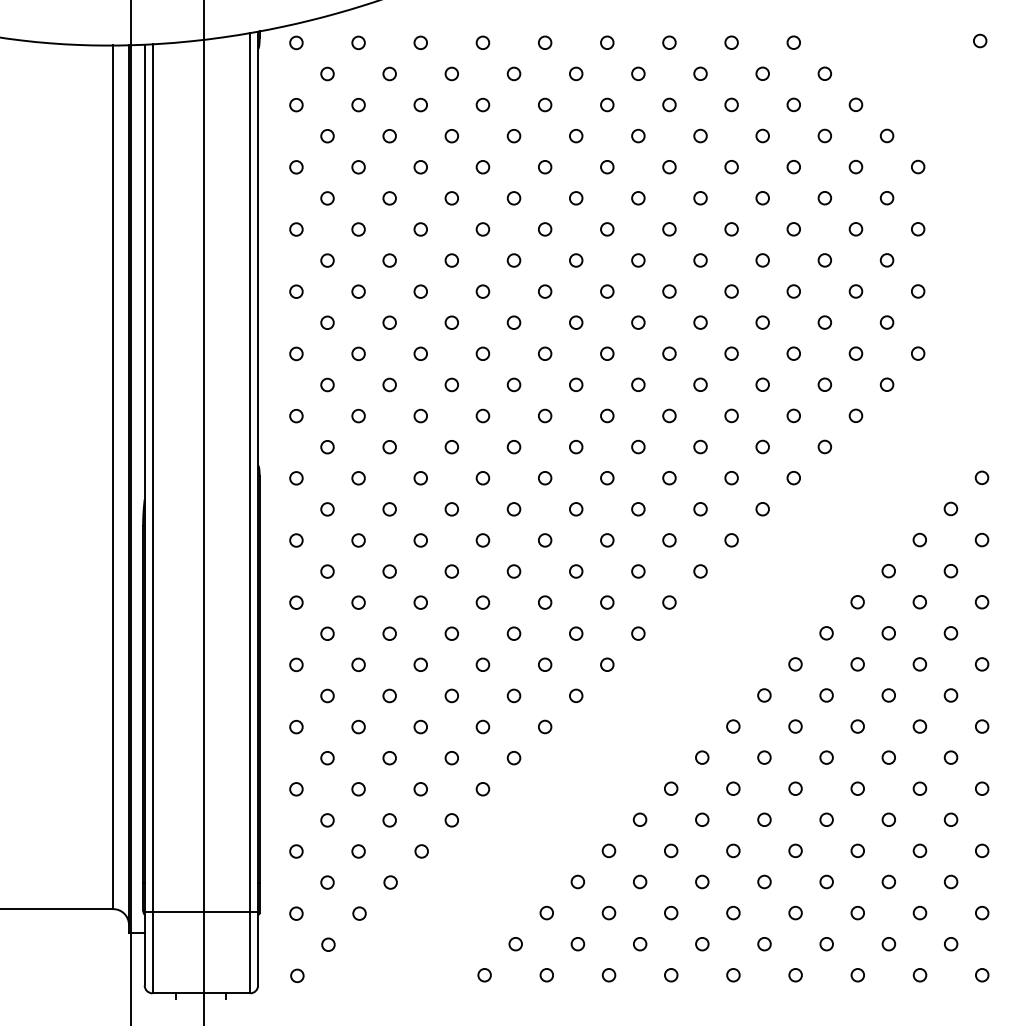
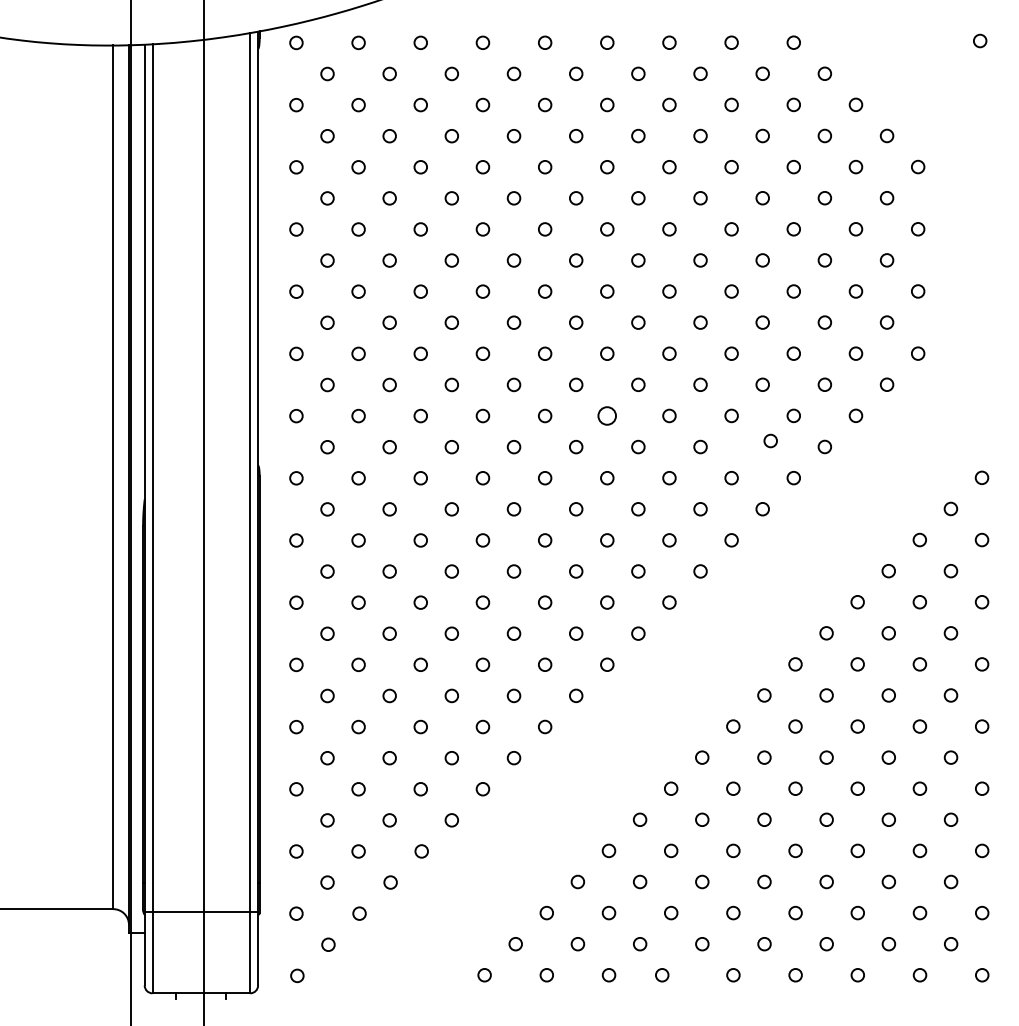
circle size: 15x16 px -> 20x20 px (606, 415)
circle position: (762, 446) -> (770, 440) (770, 440)
circle position: (671, 975) -> (662, 975) (662, 975)
